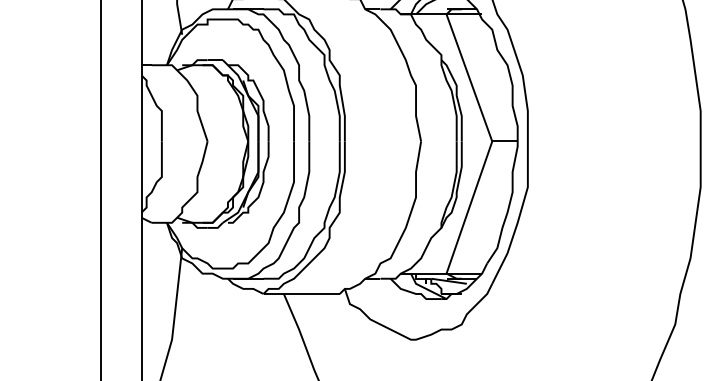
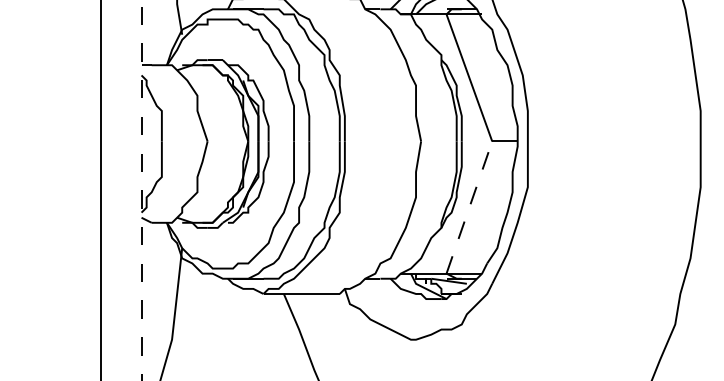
line: solid -> dashed (141, 190)
line: solid -> dashed (469, 207)
